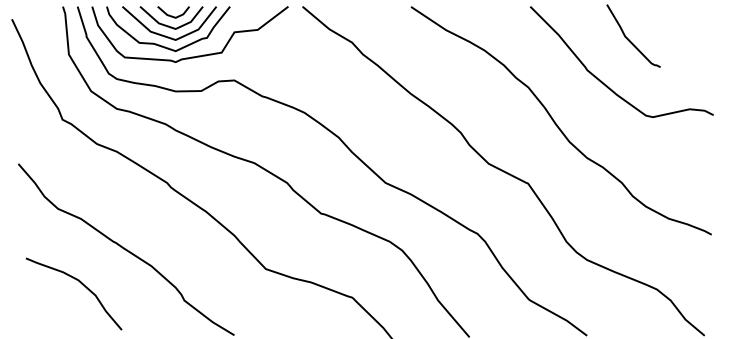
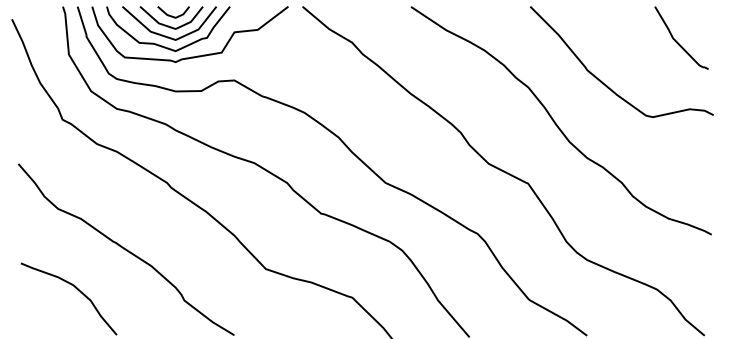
curve position: (629, 39) -> (677, 41) (677, 41)
curve position: (81, 284) -> (76, 289) (76, 289)
